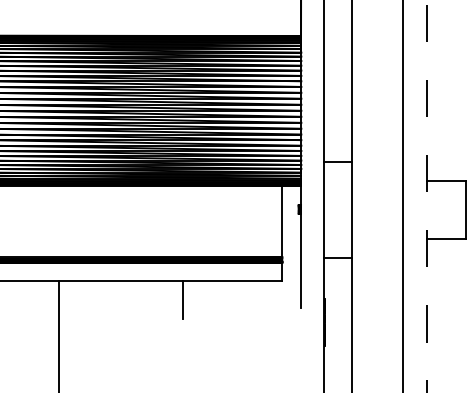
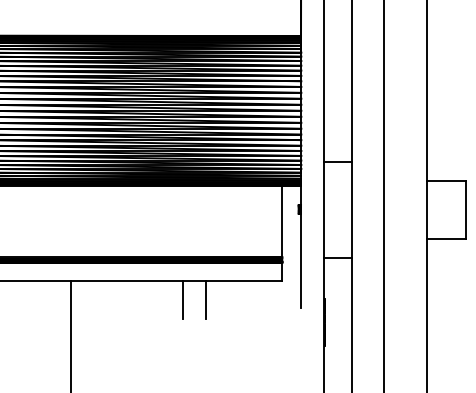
line position: (403, 195) -> (384, 195) (384, 195)
line: dashed -> solid (426, 196)
line: none -> present (205, 299)
line position: (58, 334) -> (70, 334) (70, 334)
